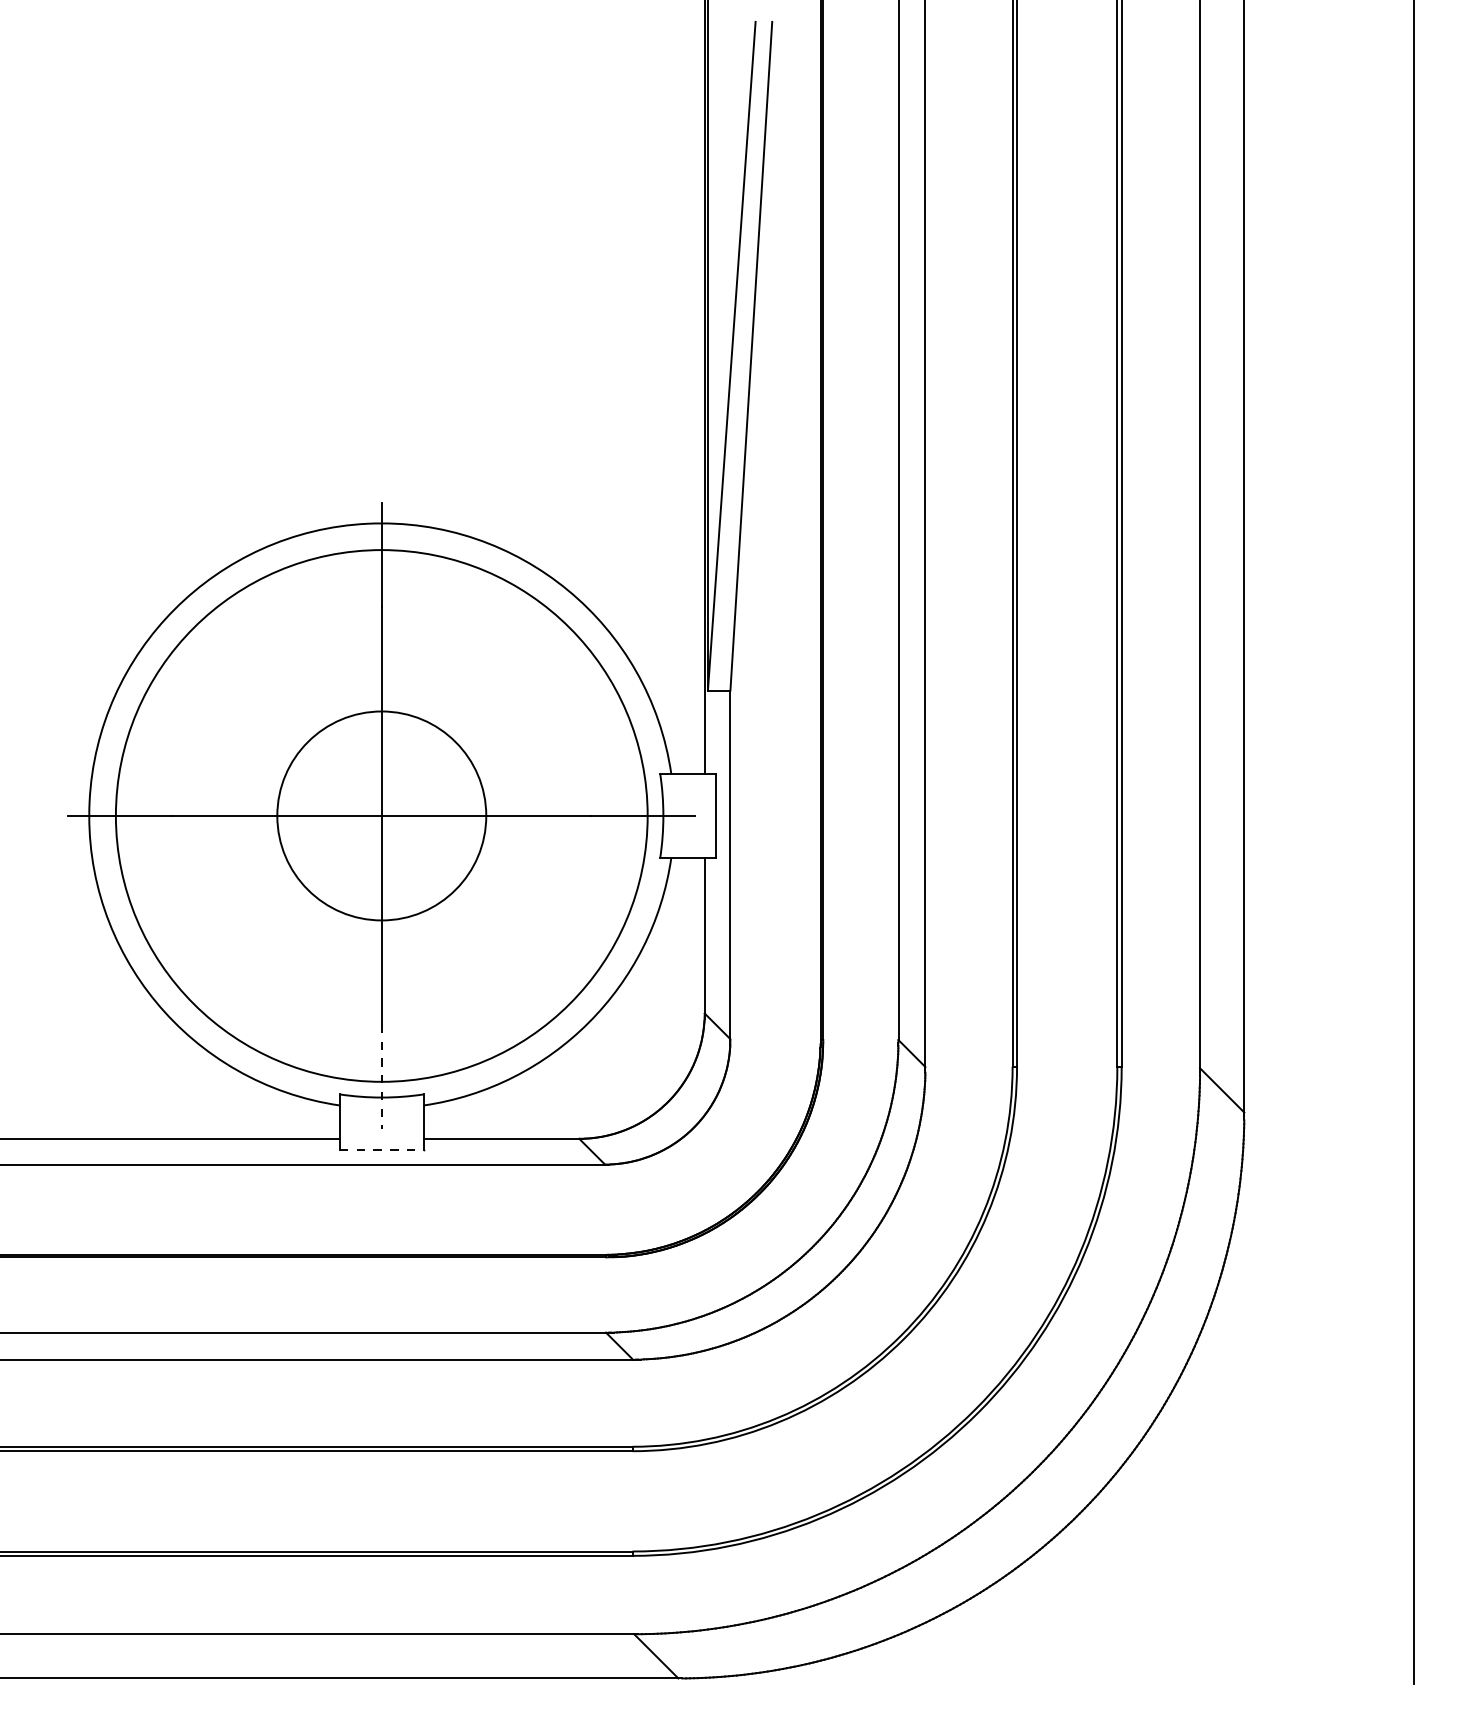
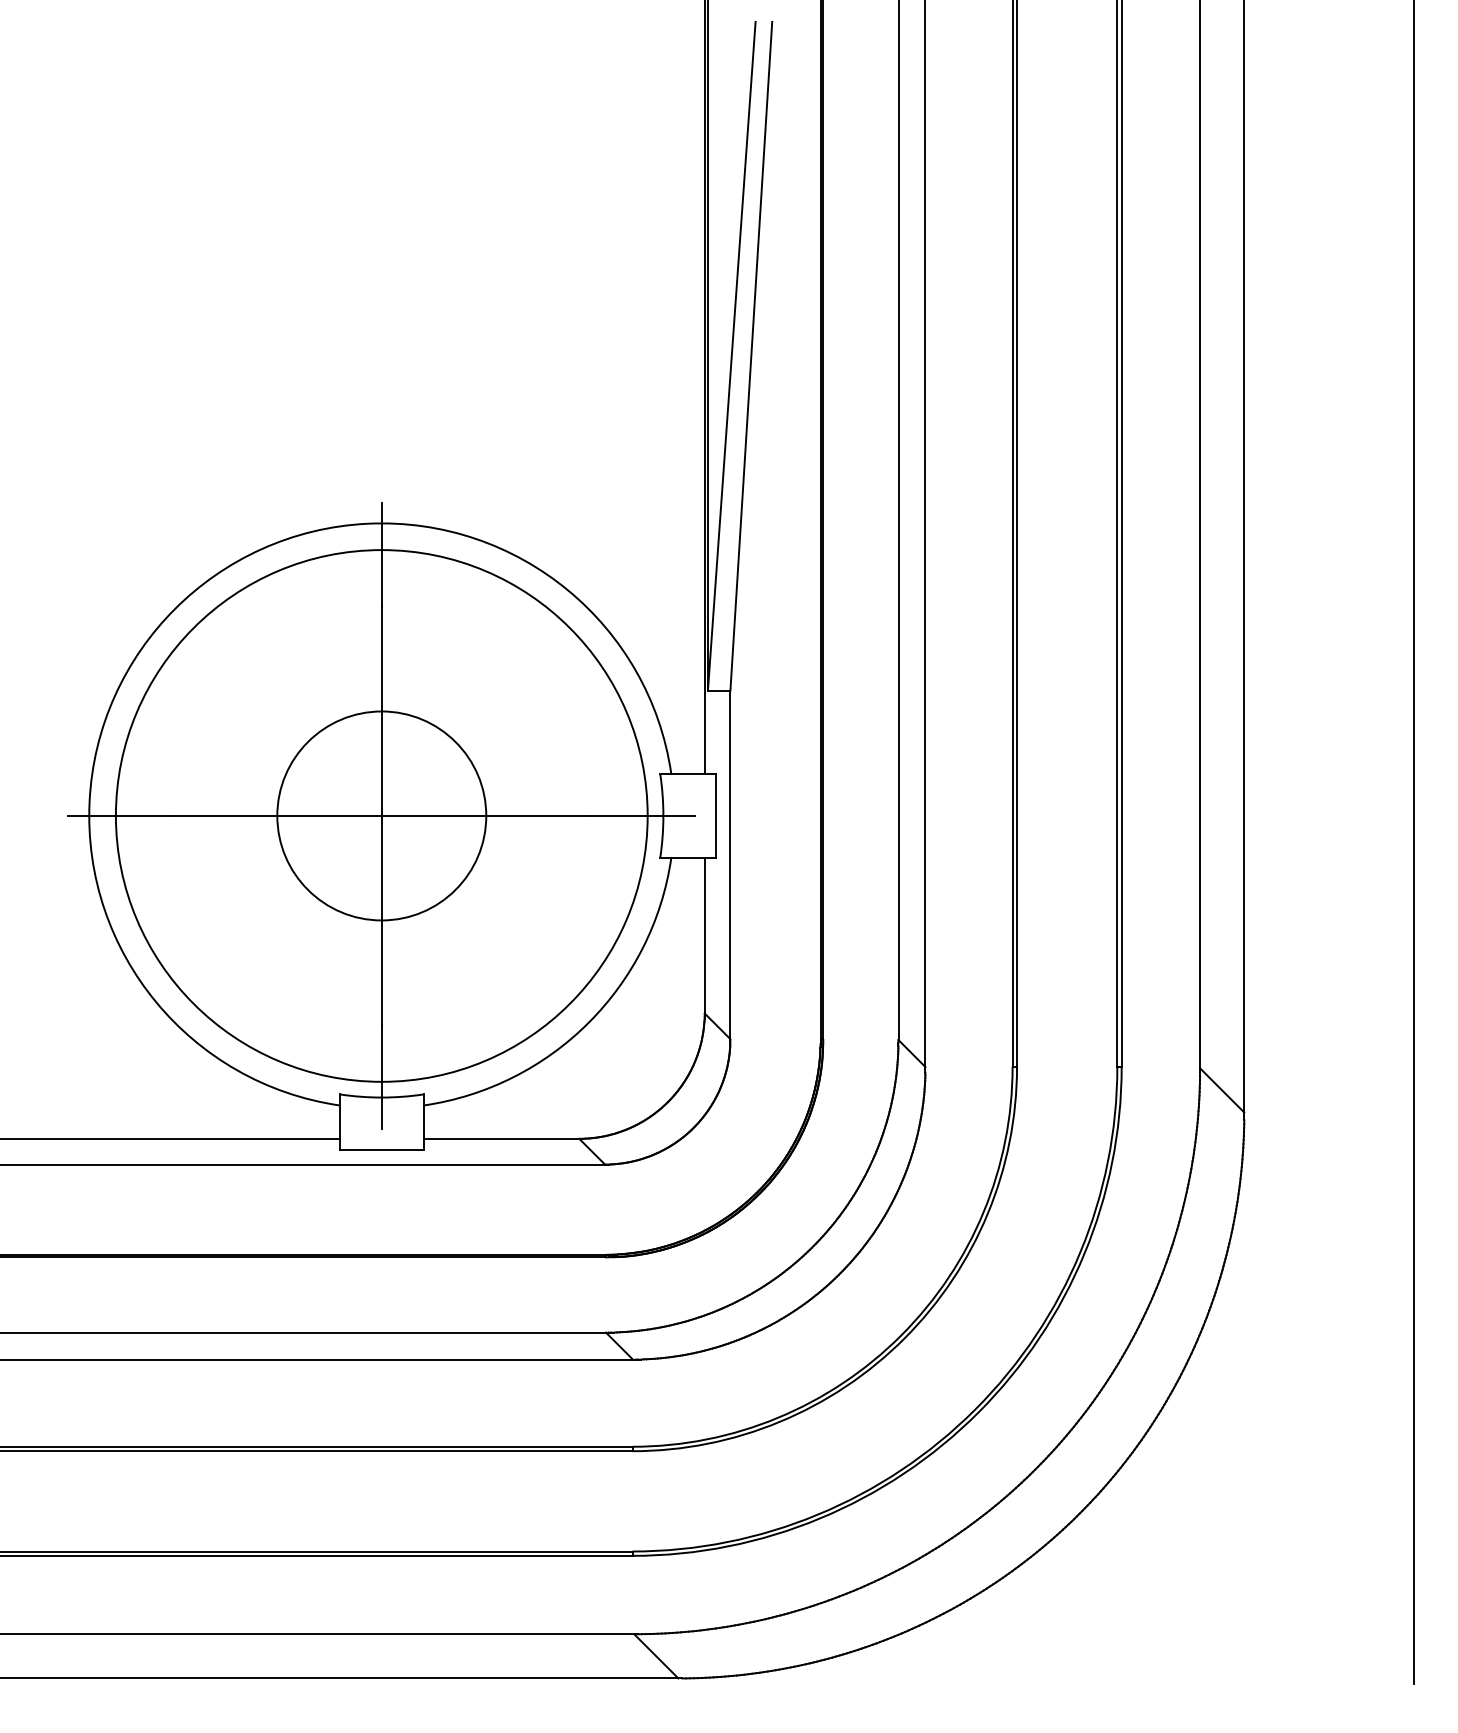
line: dashed -> solid (381, 1077)
line: dashed -> solid (381, 1149)
